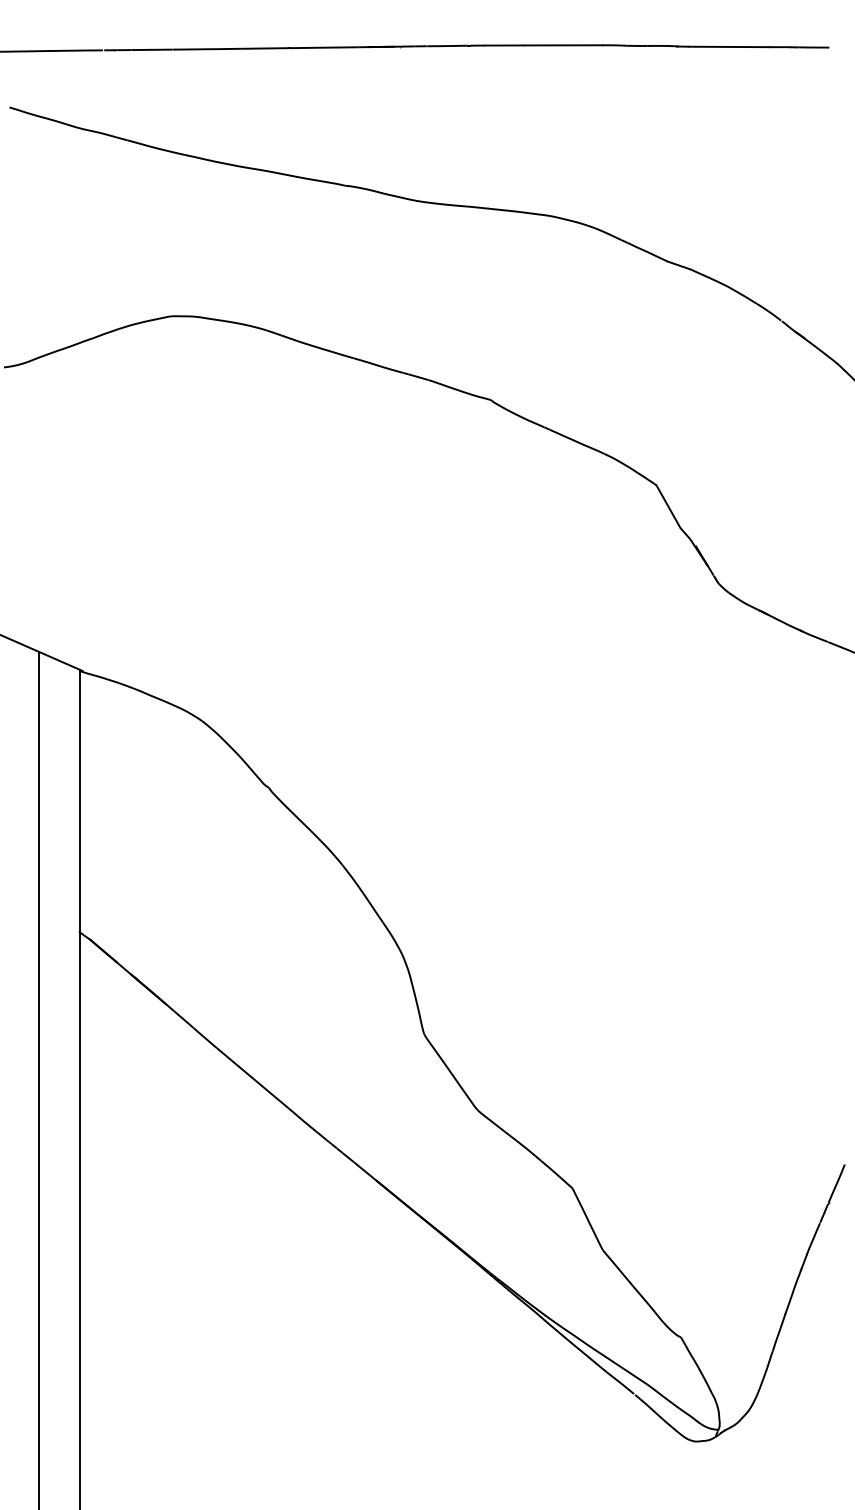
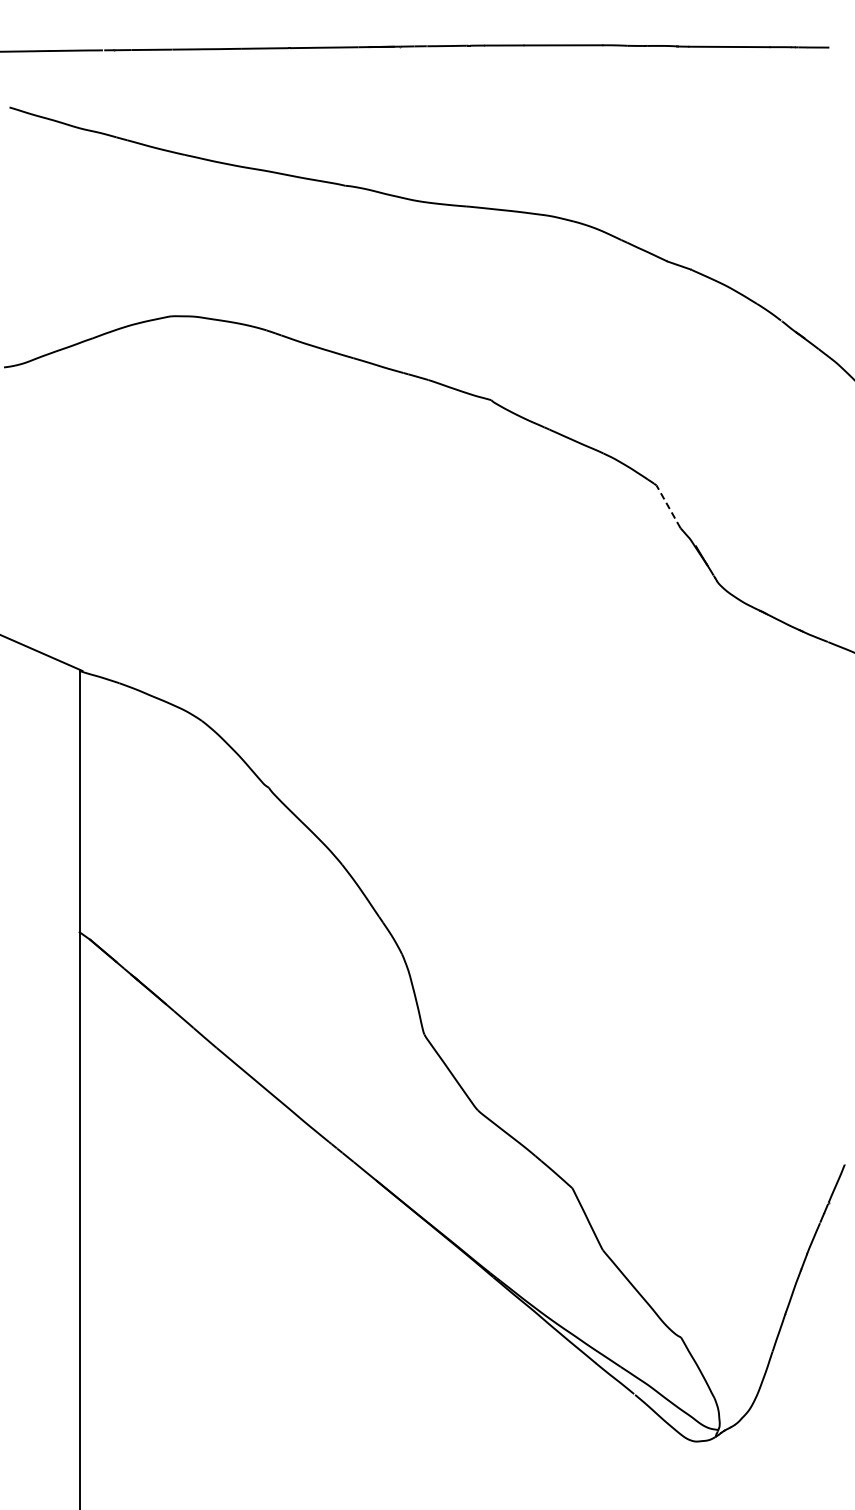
line: solid -> dashed (668, 506)
line: present -> none (39, 1079)
